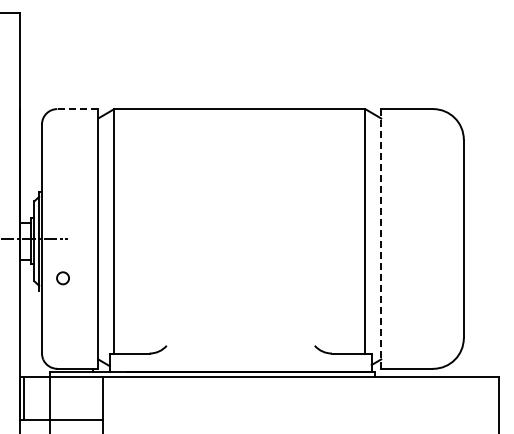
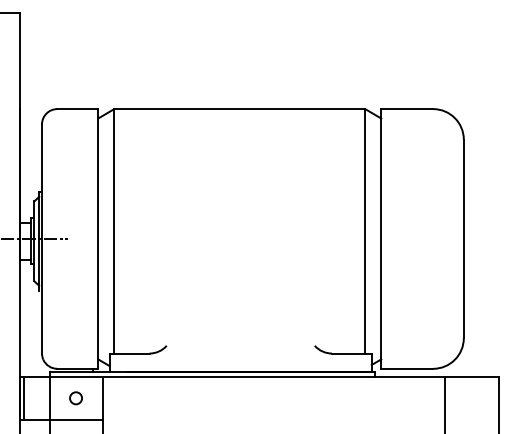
line: dashed -> solid (77, 109)
line: dashed -> solid (381, 238)
circle position: (62, 278) -> (75, 398) (75, 398)
line: none -> present (444, 403)
